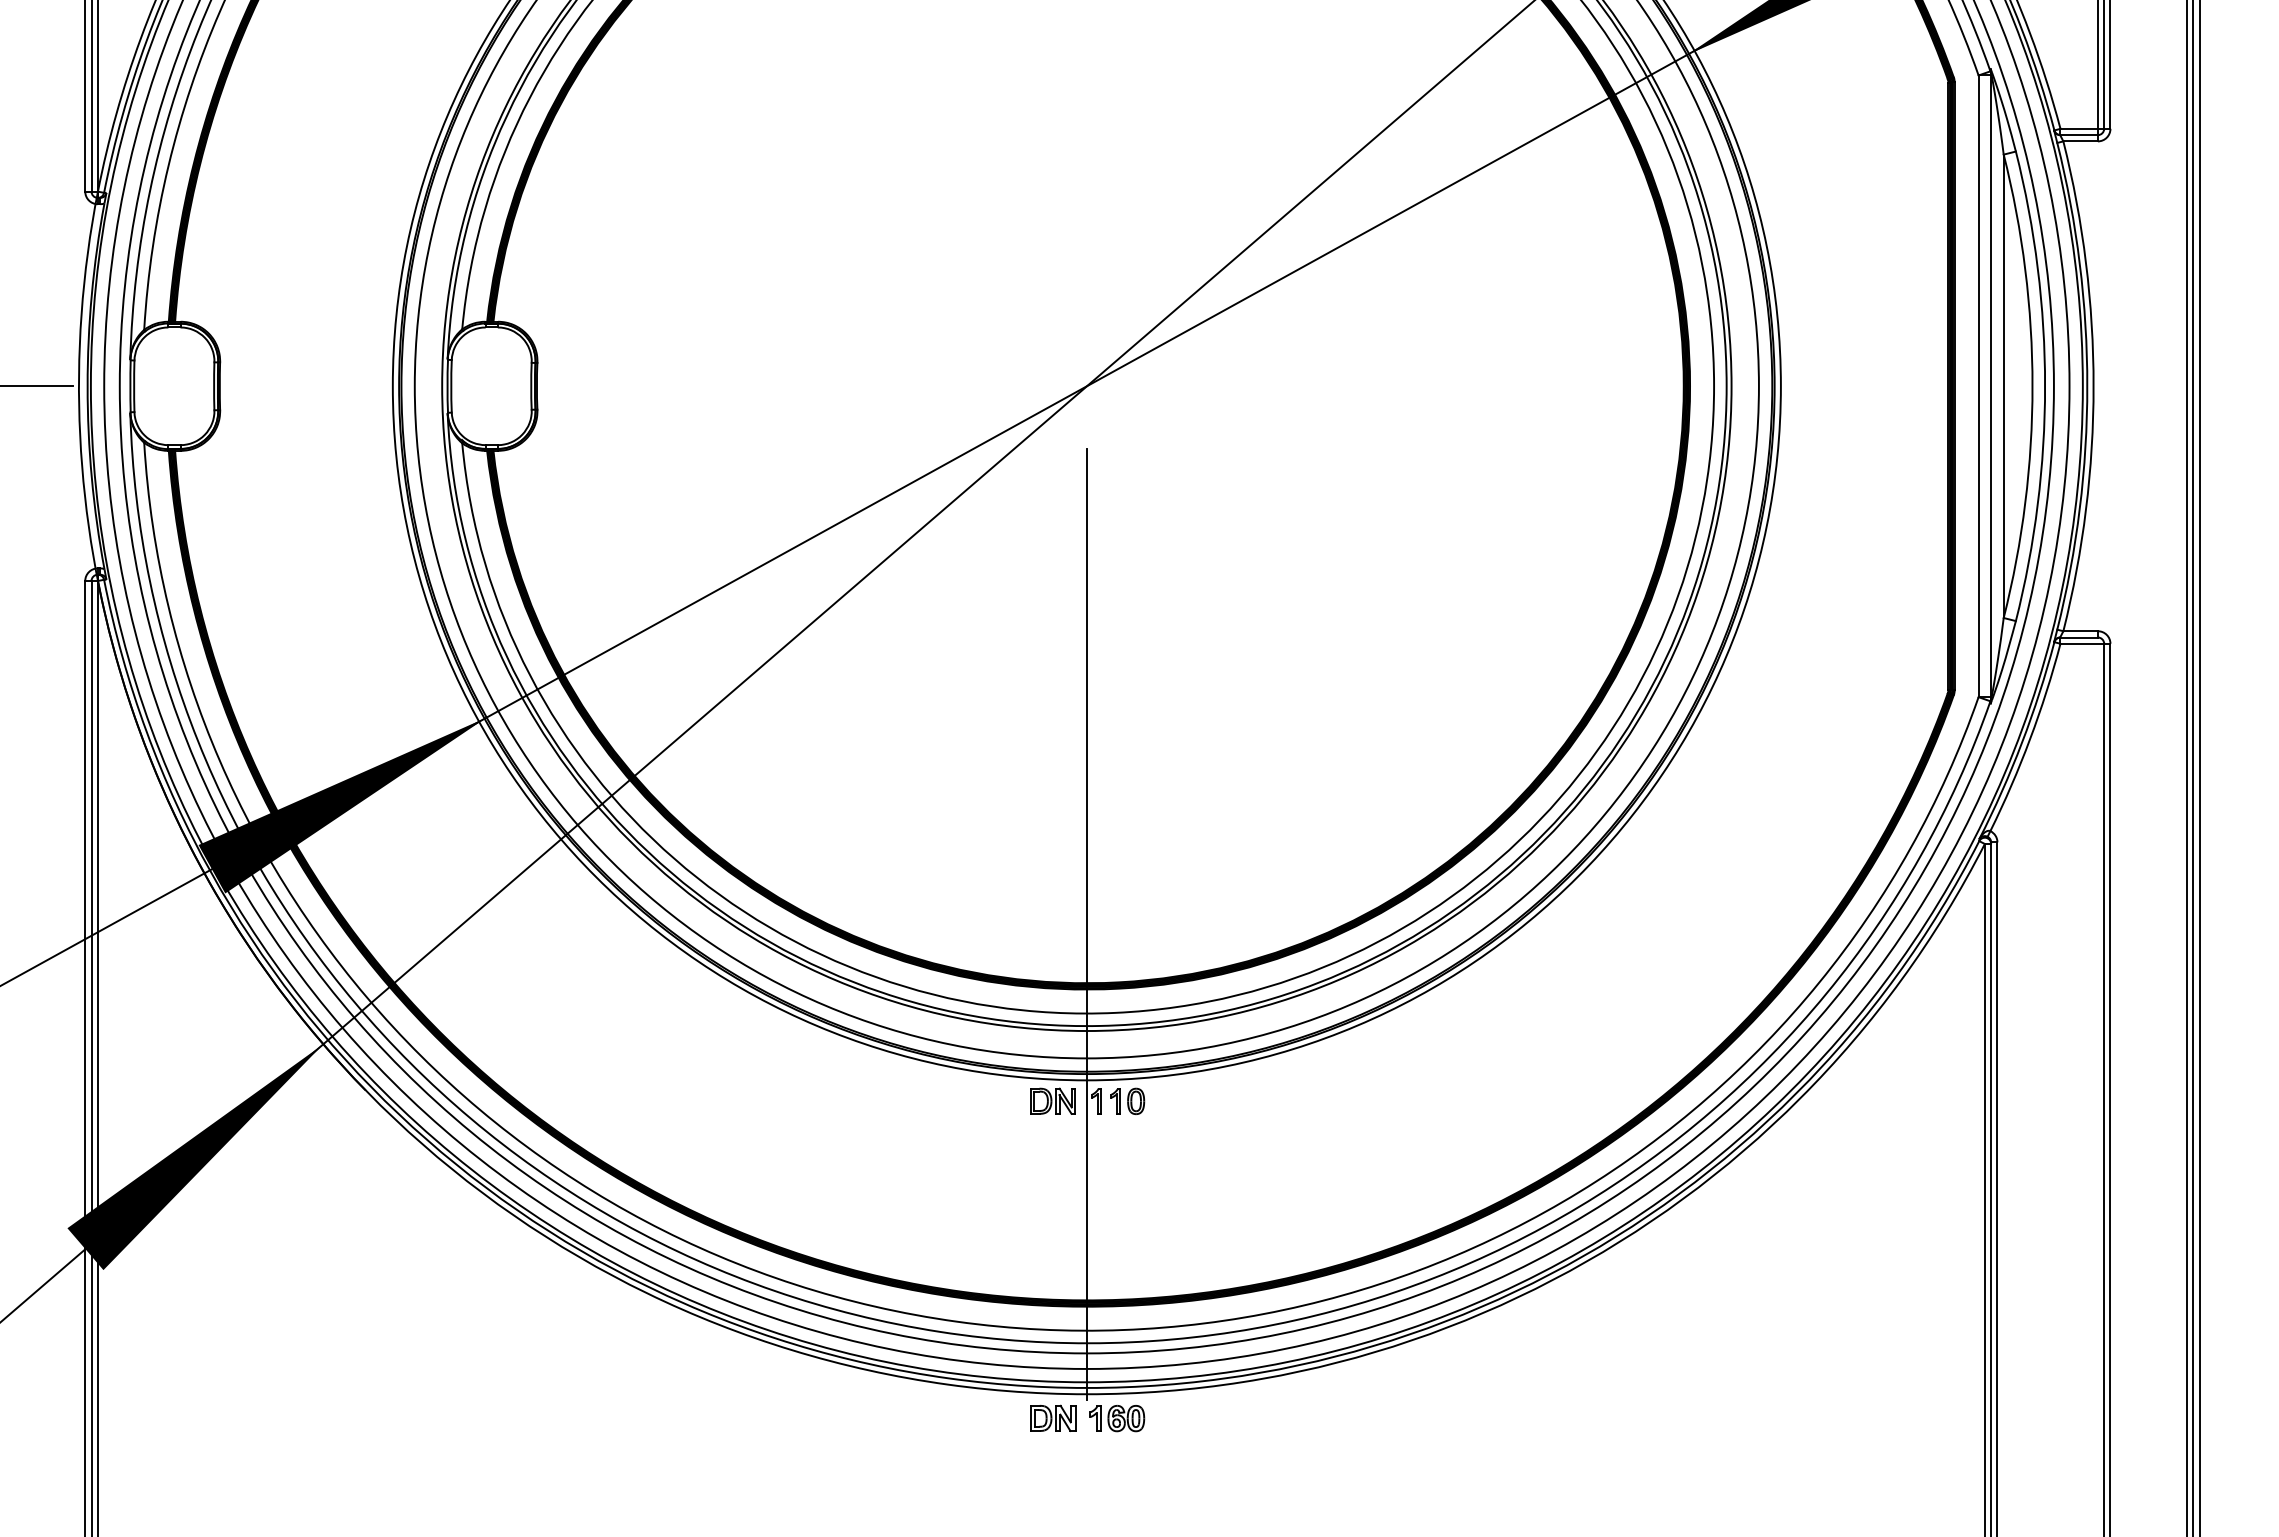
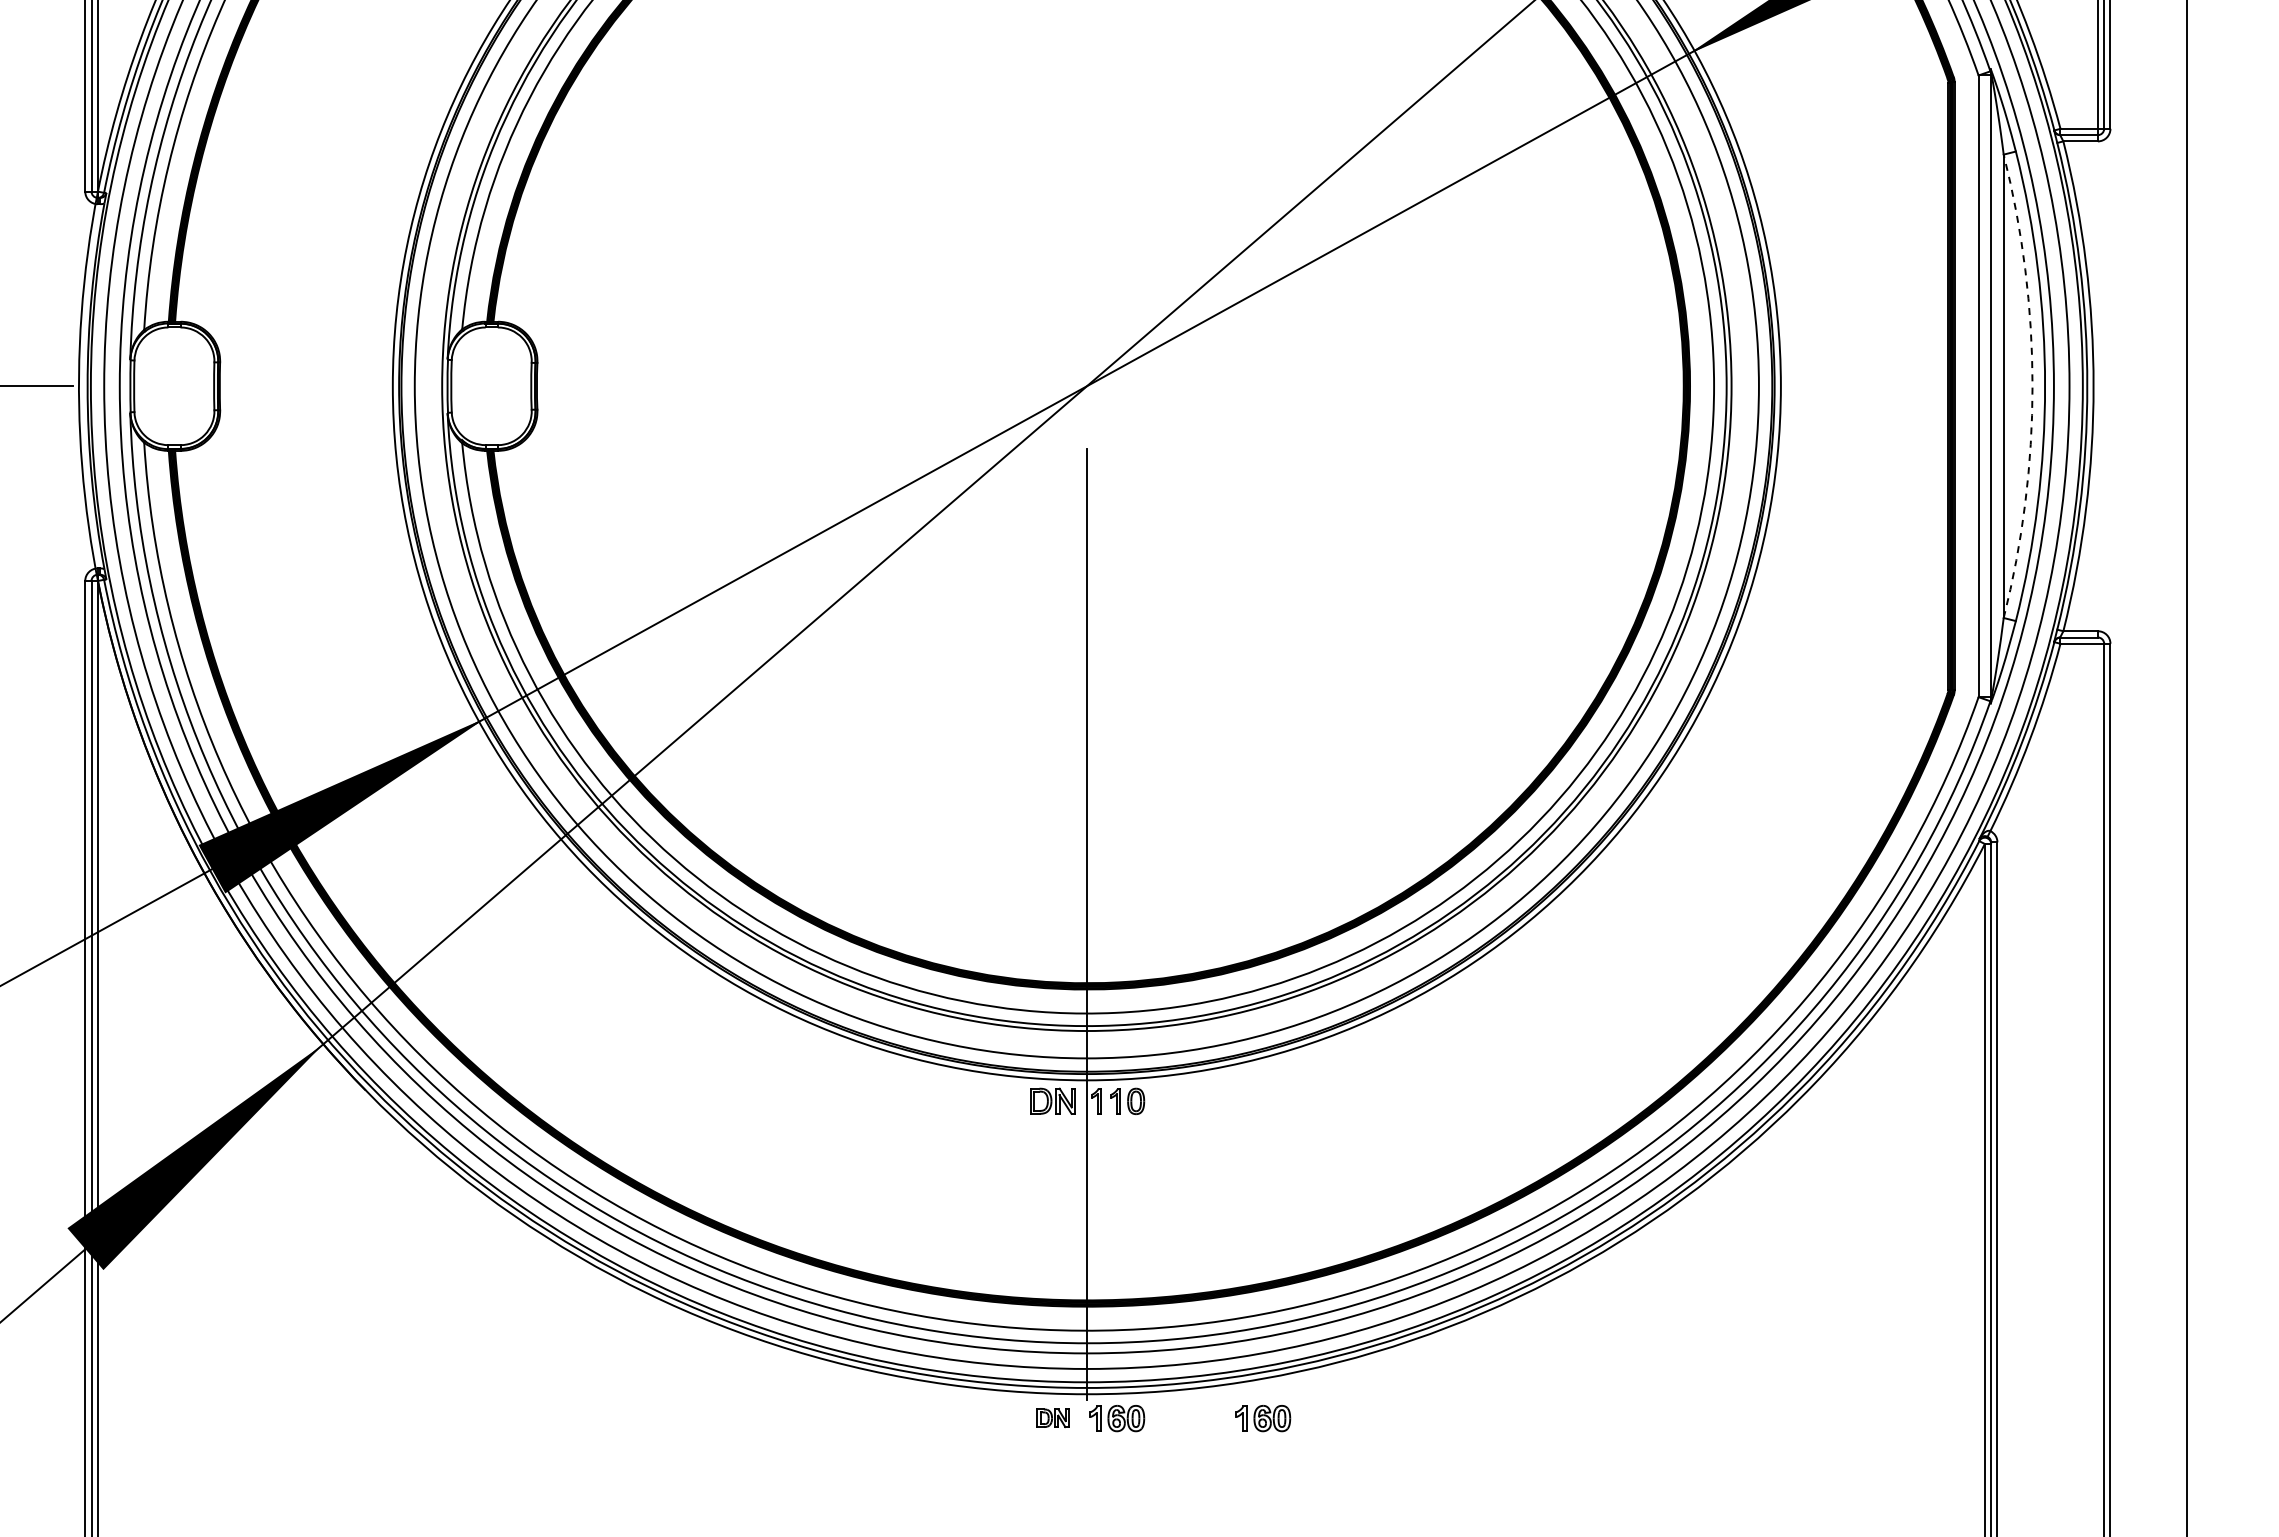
arc: solid -> dashed (2032, 386)
line: present -> none (2193, 767)
line: present -> none (2199, 767)
part size: 47x28 px -> 34x21 px (1052, 1418)
part: none -> present (1263, 1418)
